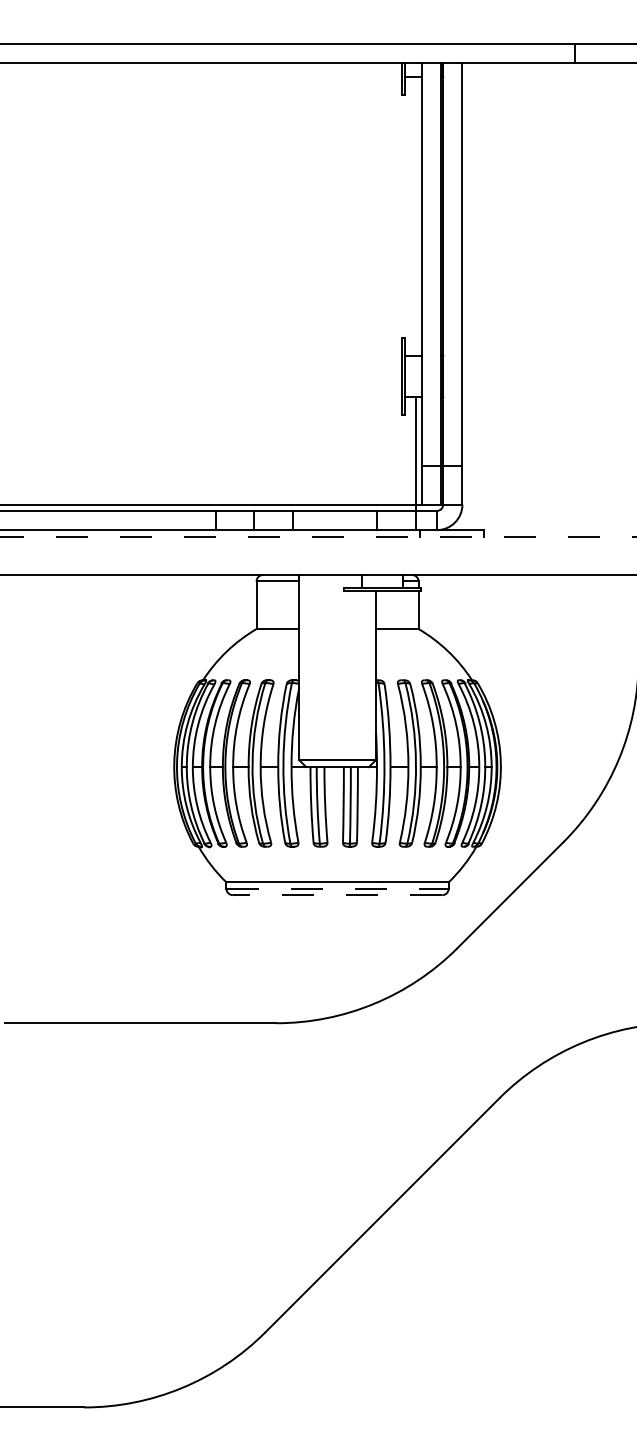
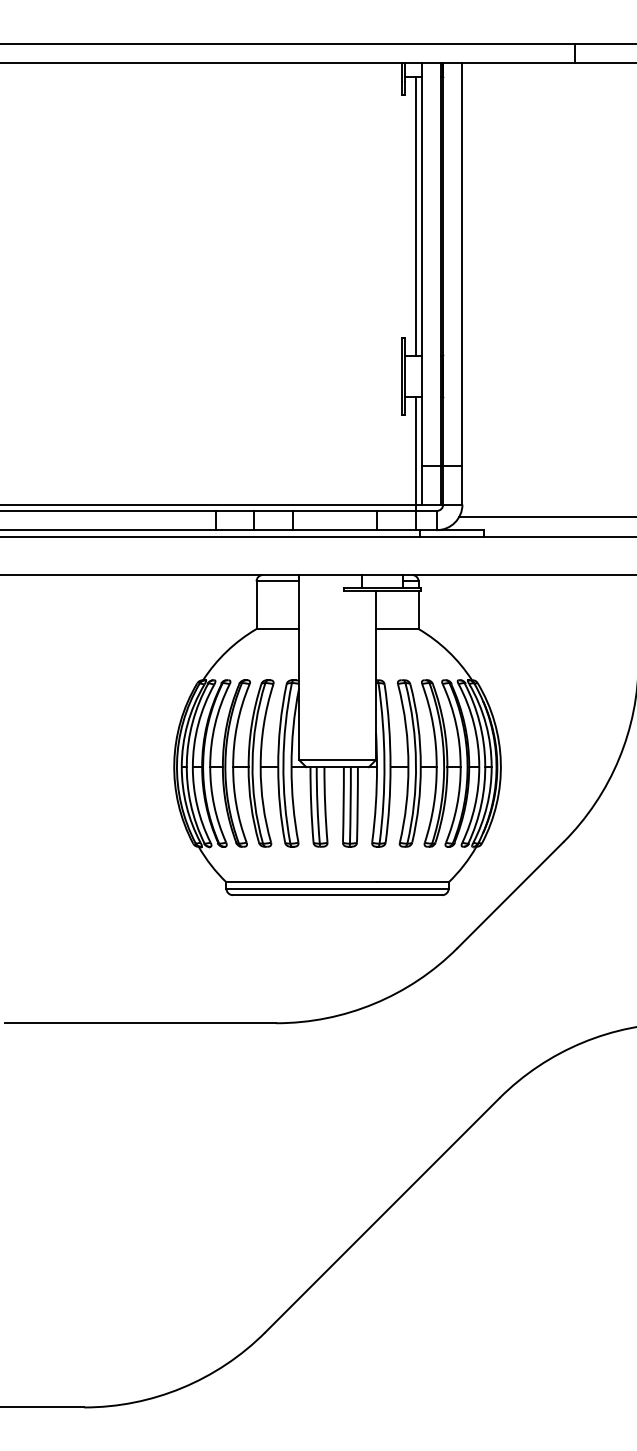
line: none -> present (415, 216)
line: none -> present (546, 517)
line: dashed -> solid (318, 536)
line: dashed -> solid (338, 888)
line: dashed -> solid (337, 895)
